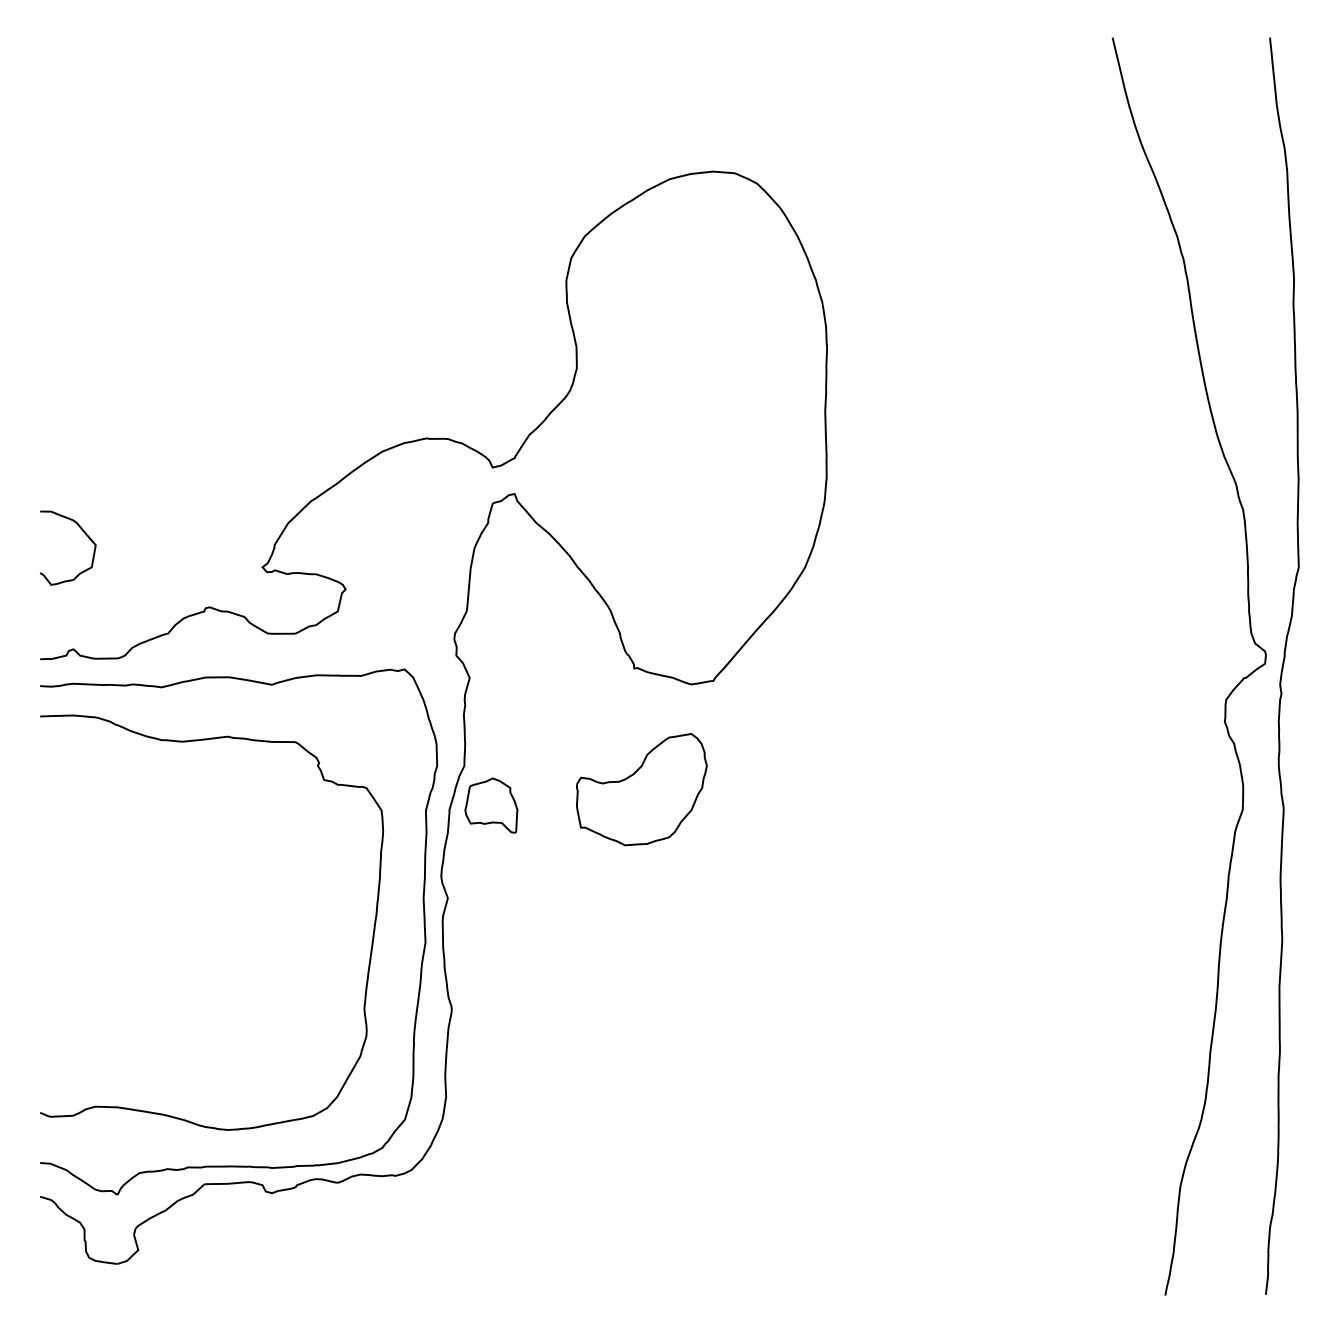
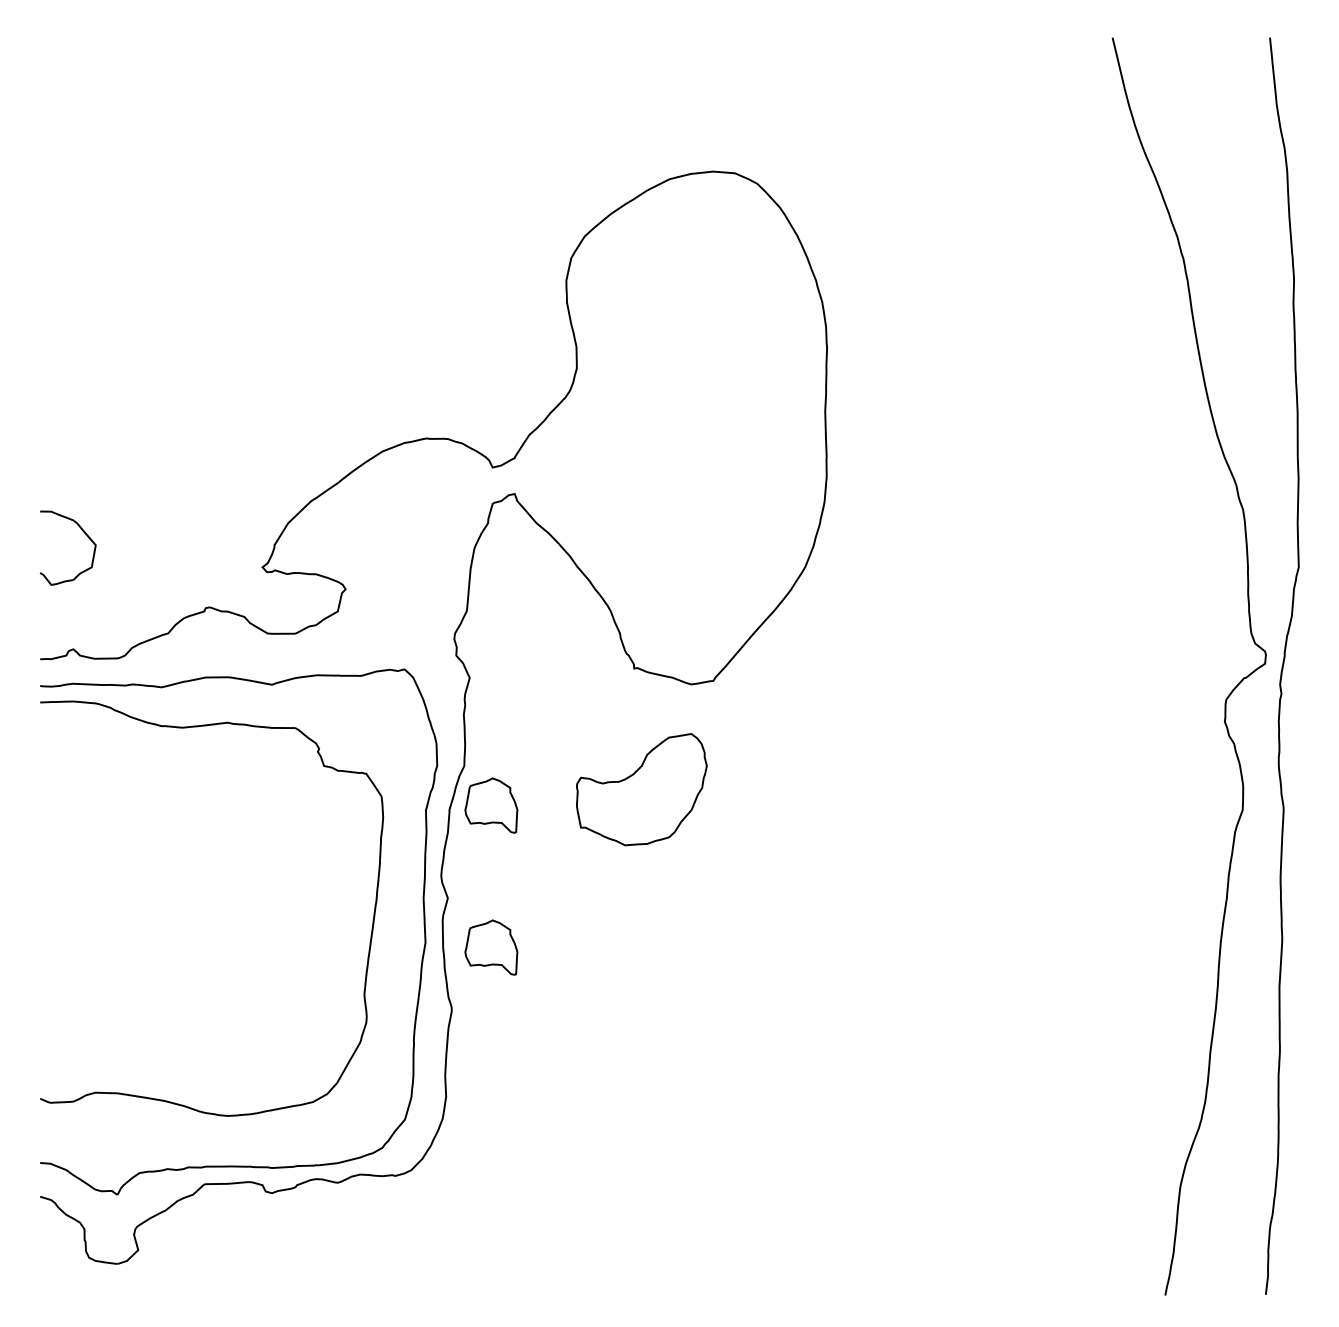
part position: (371, 942) -> (371, 928) (371, 928)
part: none -> present (491, 947)
